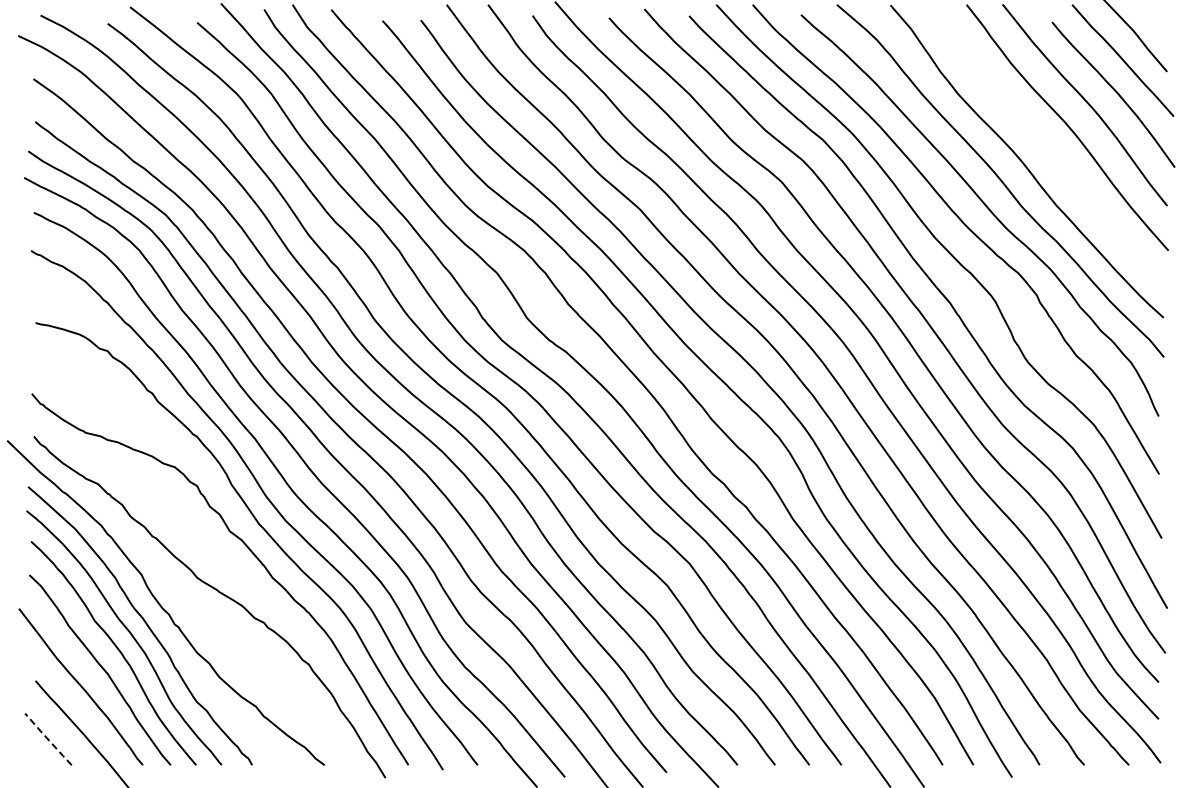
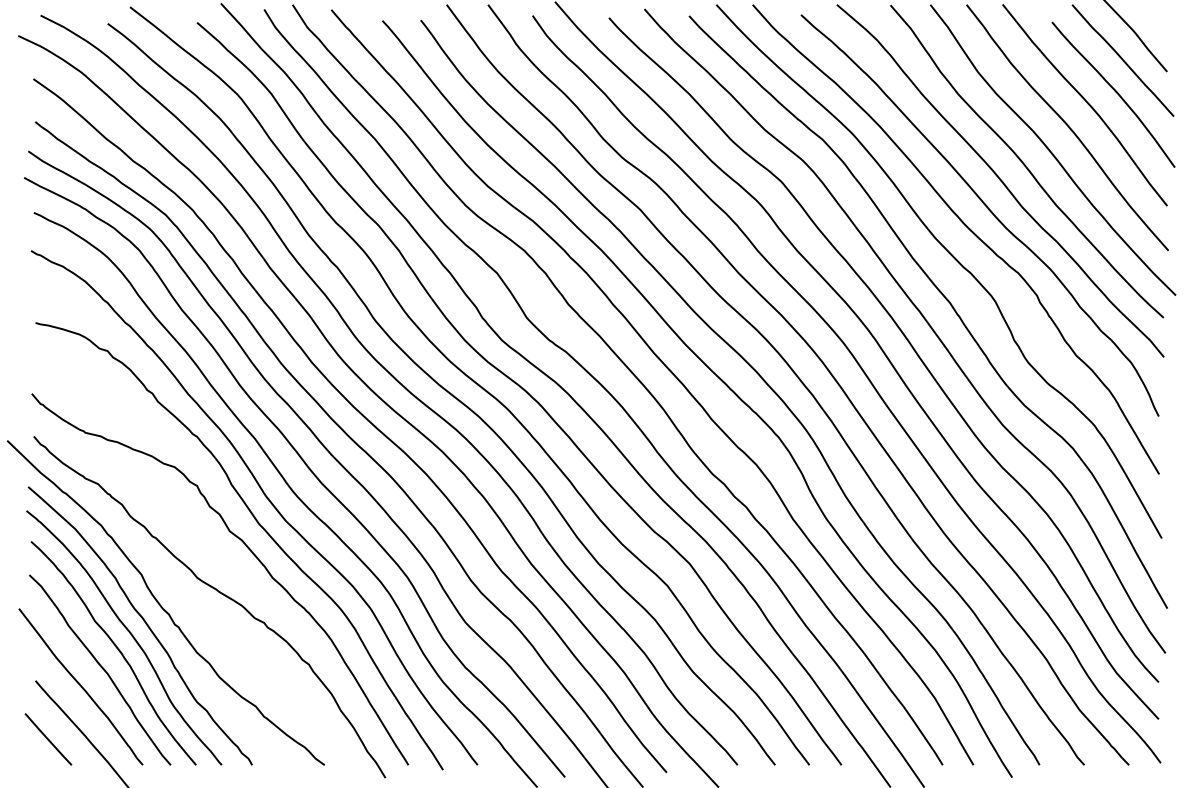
curve: none -> present (1051, 151)
line: dashed -> solid (47, 739)
